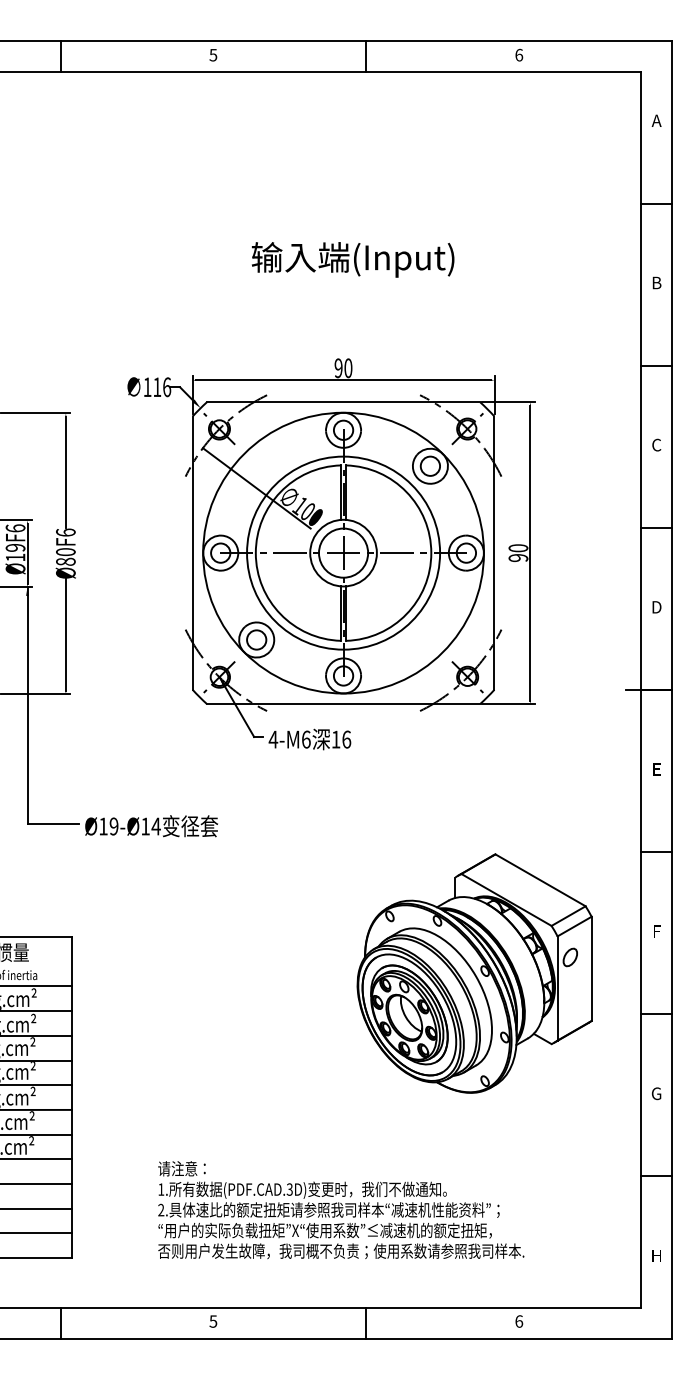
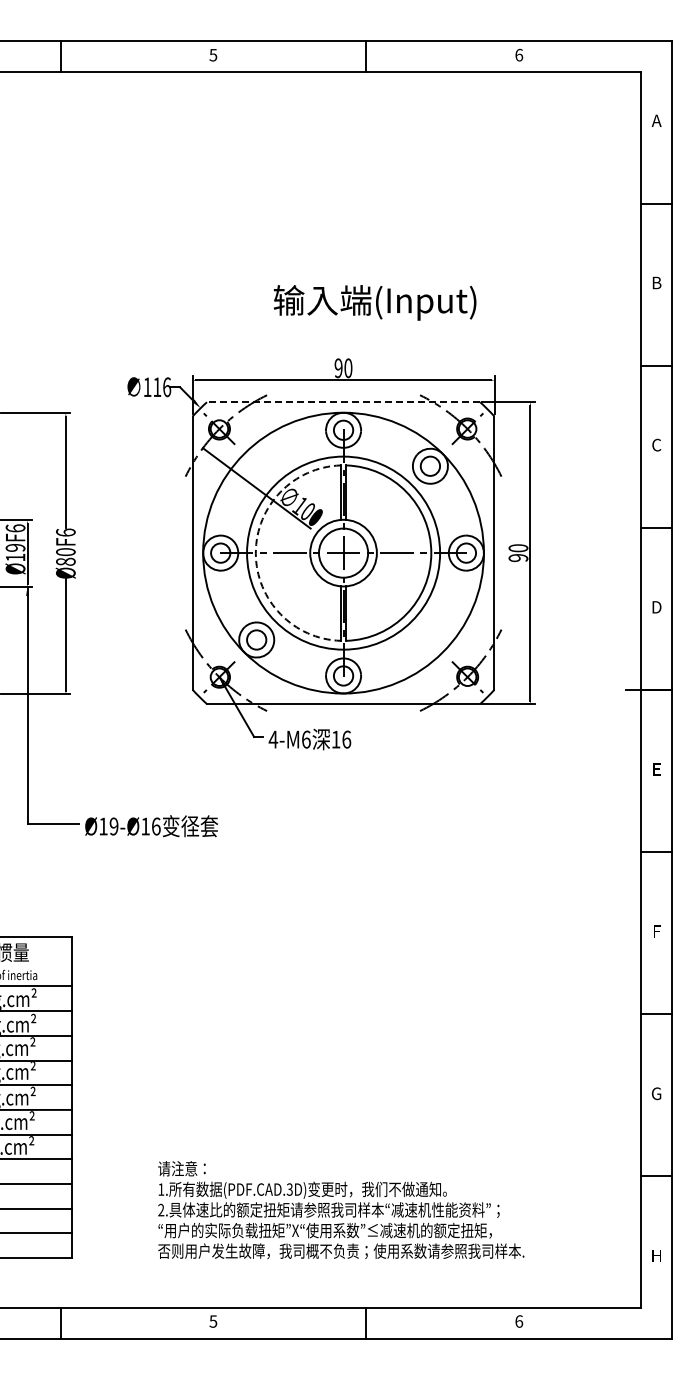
text position: (353, 259) -> (375, 302) (375, 302)
line: solid -> dashed (343, 402)
arc: solid -> dashed (255, 553)
text: 14 -> 16 (155, 826)
part: present -> none (474, 973)
